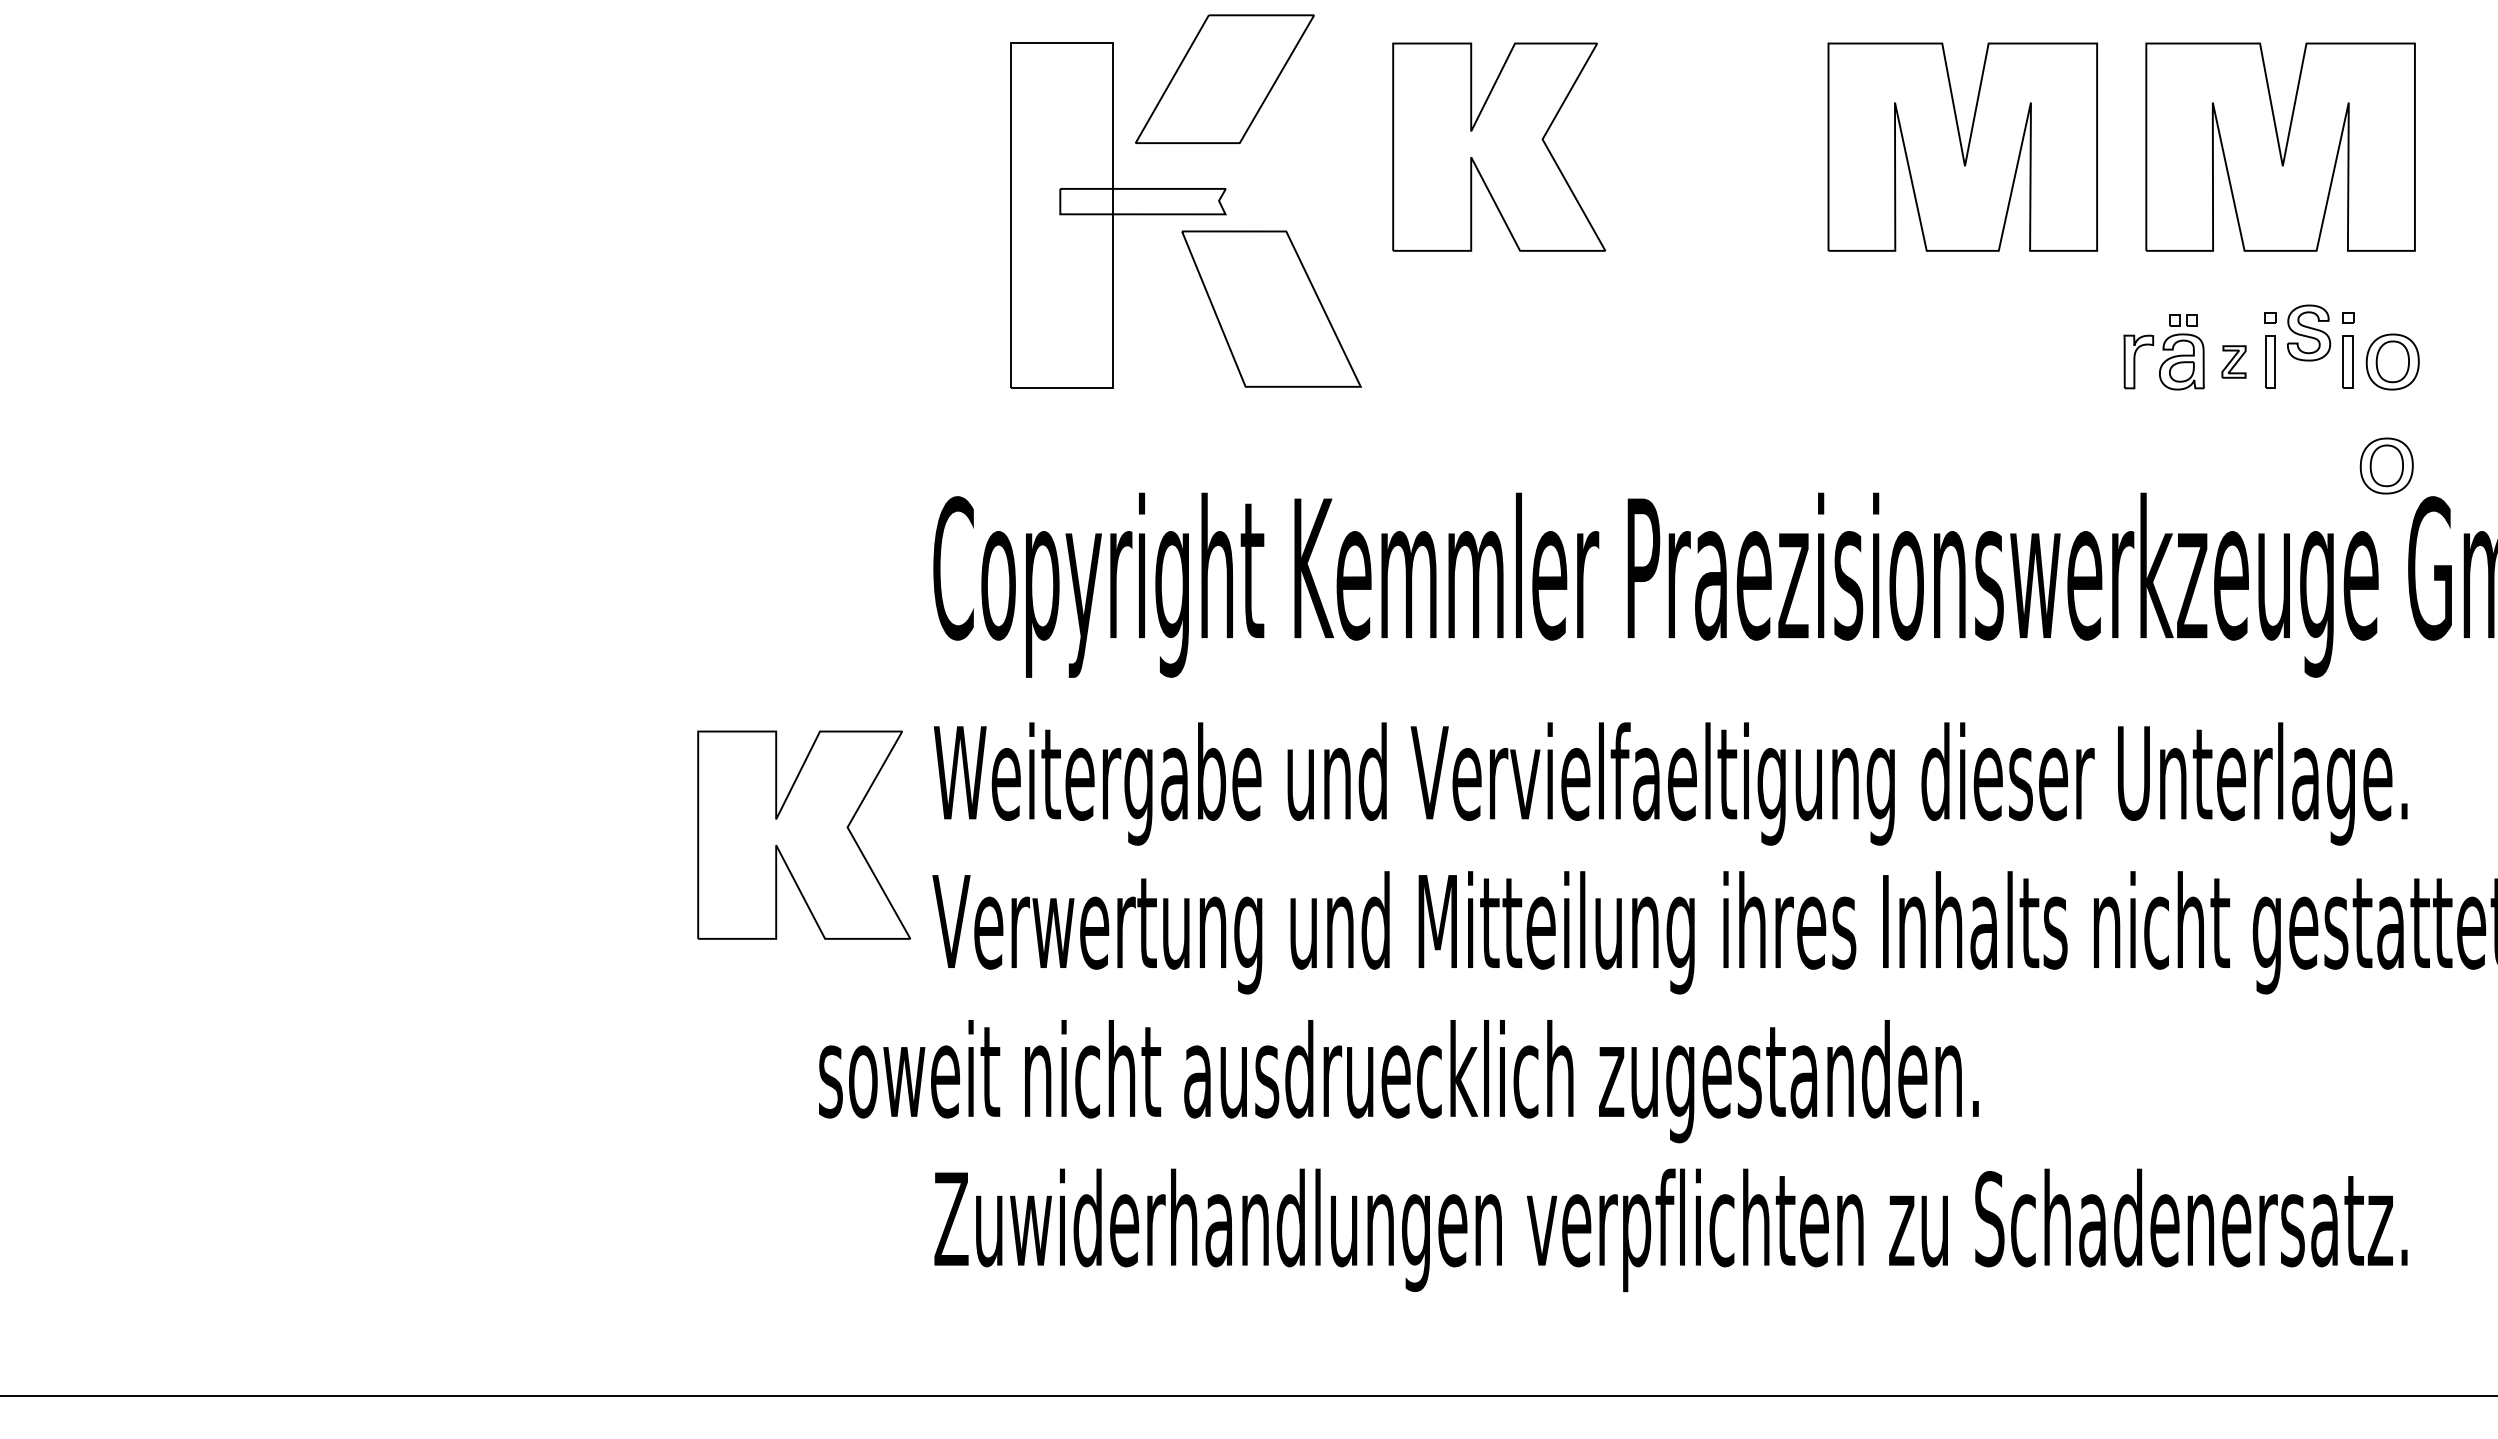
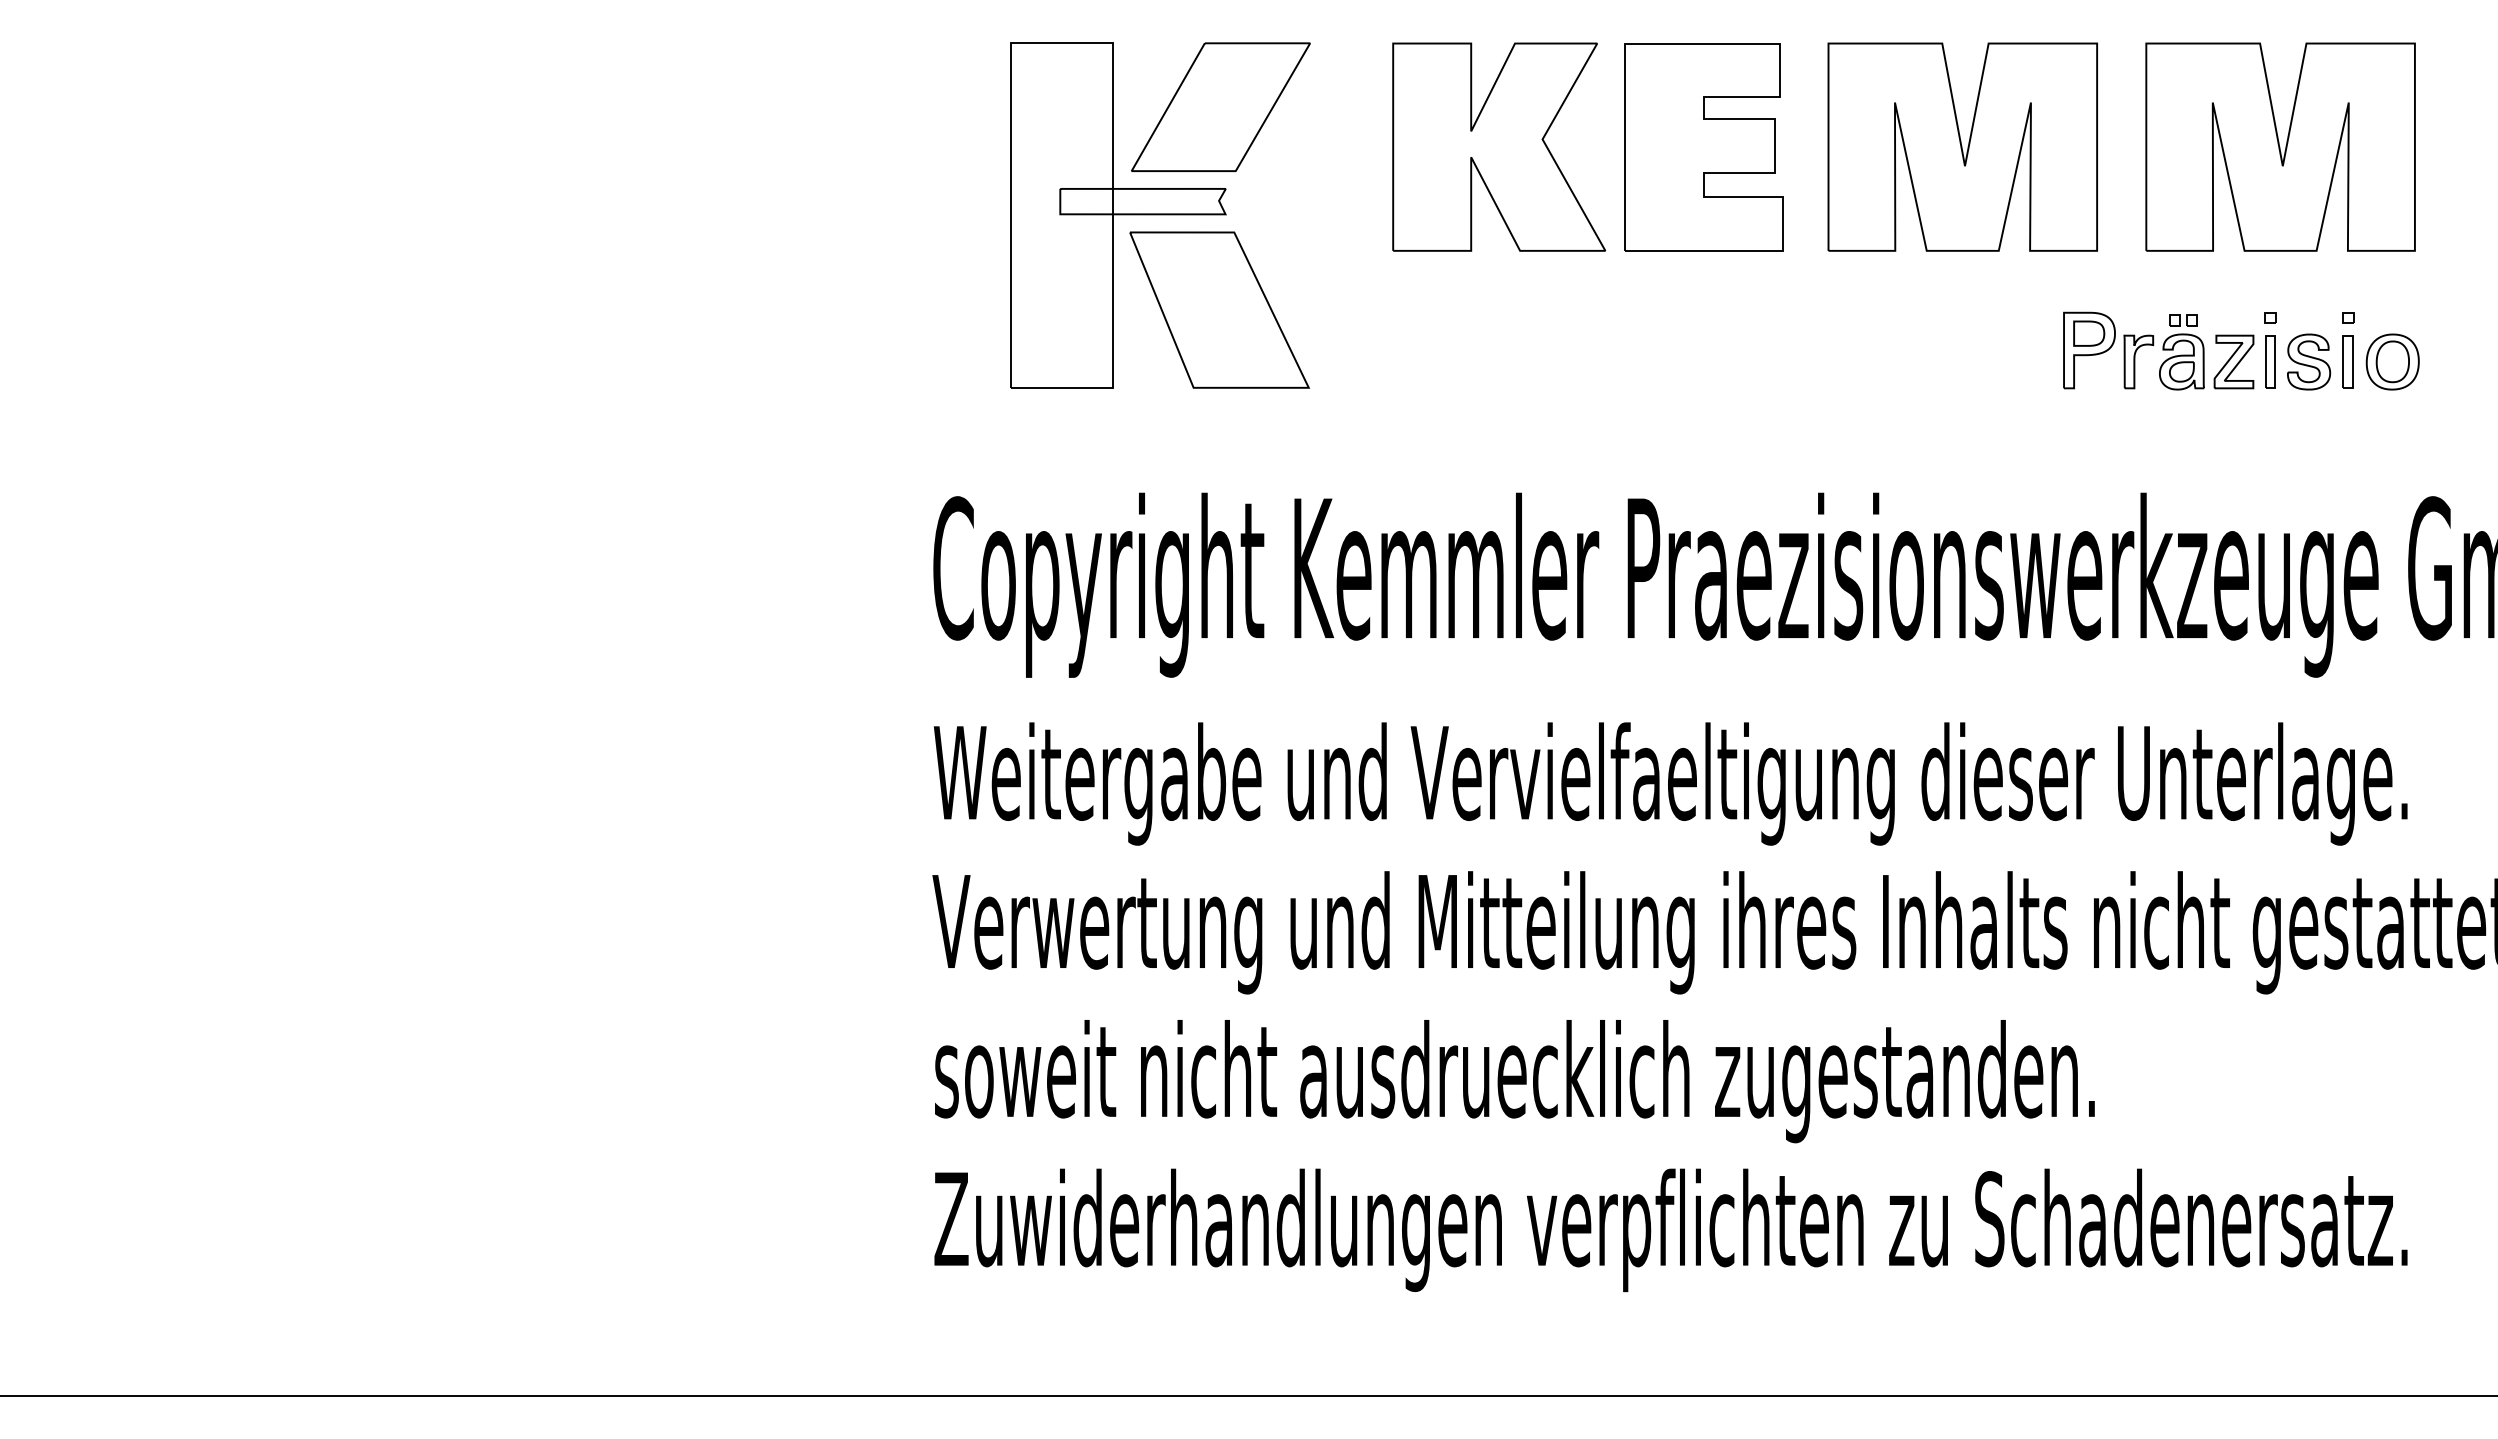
part position: (1224, 78) -> (1220, 106) (1220, 106)
part: none -> present (1703, 147)
part position: (1271, 308) -> (1219, 309) (1219, 309)
part position: (2309, 332) -> (2309, 361) (2309, 361)
part: none -> present (2089, 350)
part size: 26x34 px -> 42x56 px (2233, 361)
part: present -> none (2386, 465)
part: present -> none (804, 834)
text position: (1398, 1081) -> (1514, 1081) (1514, 1081)
